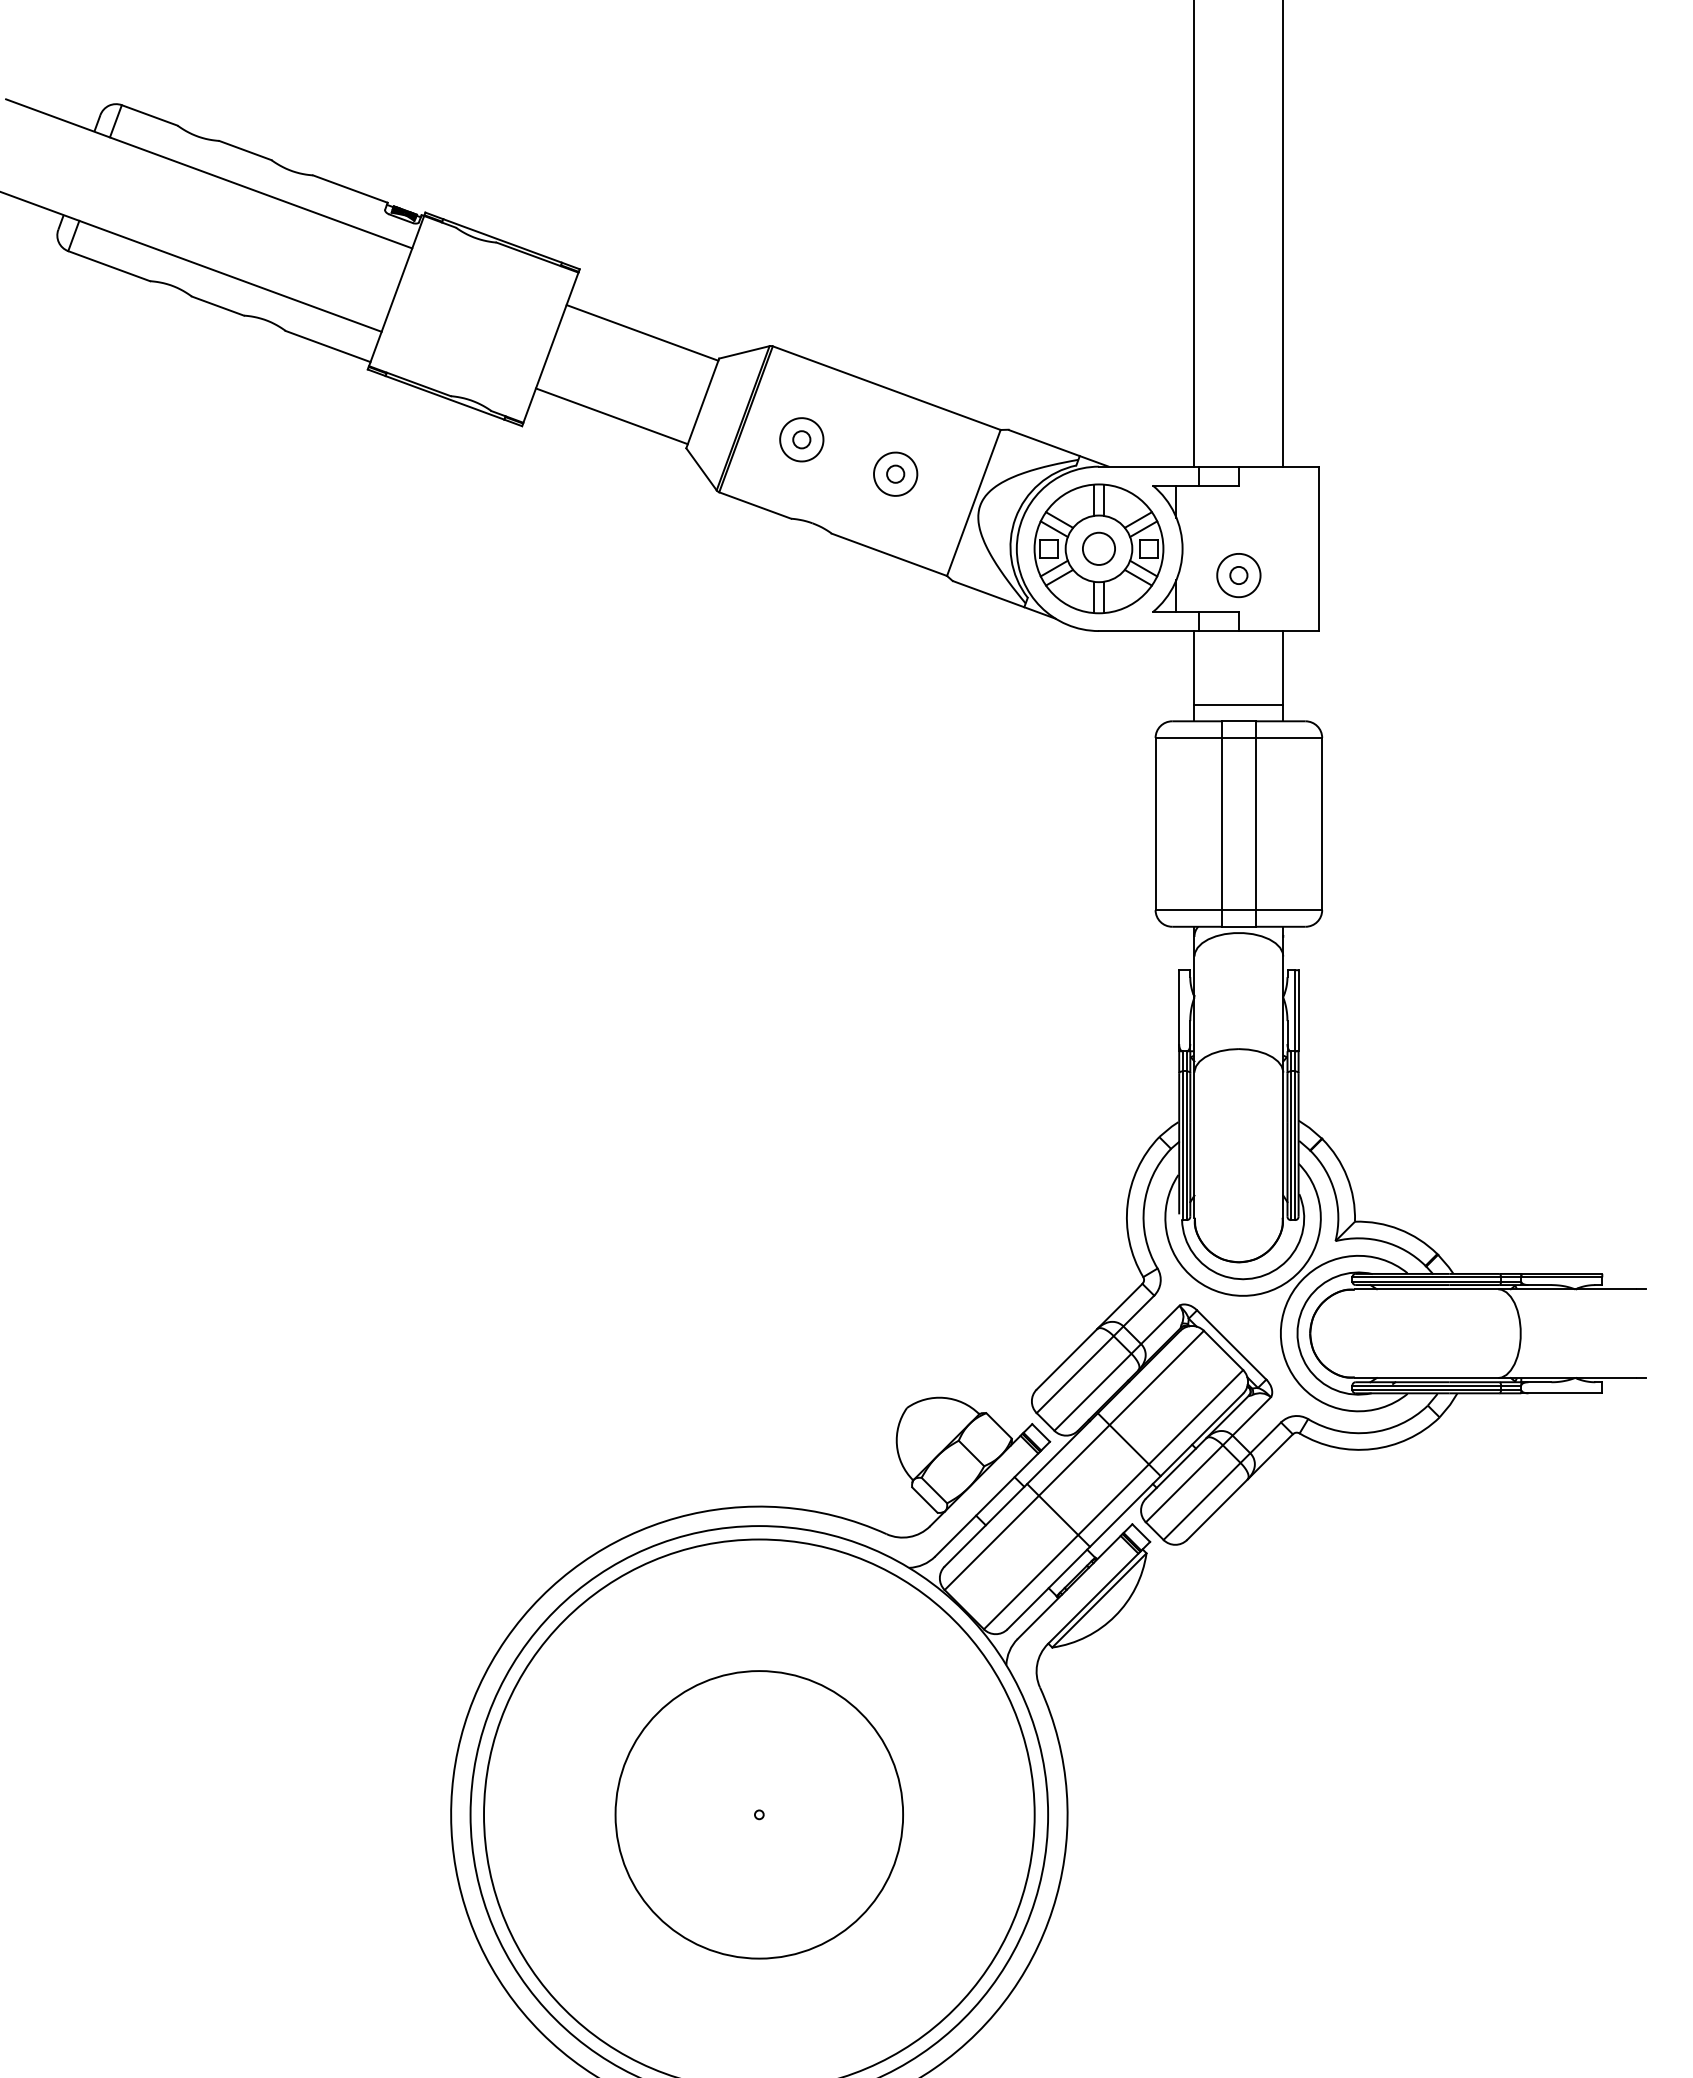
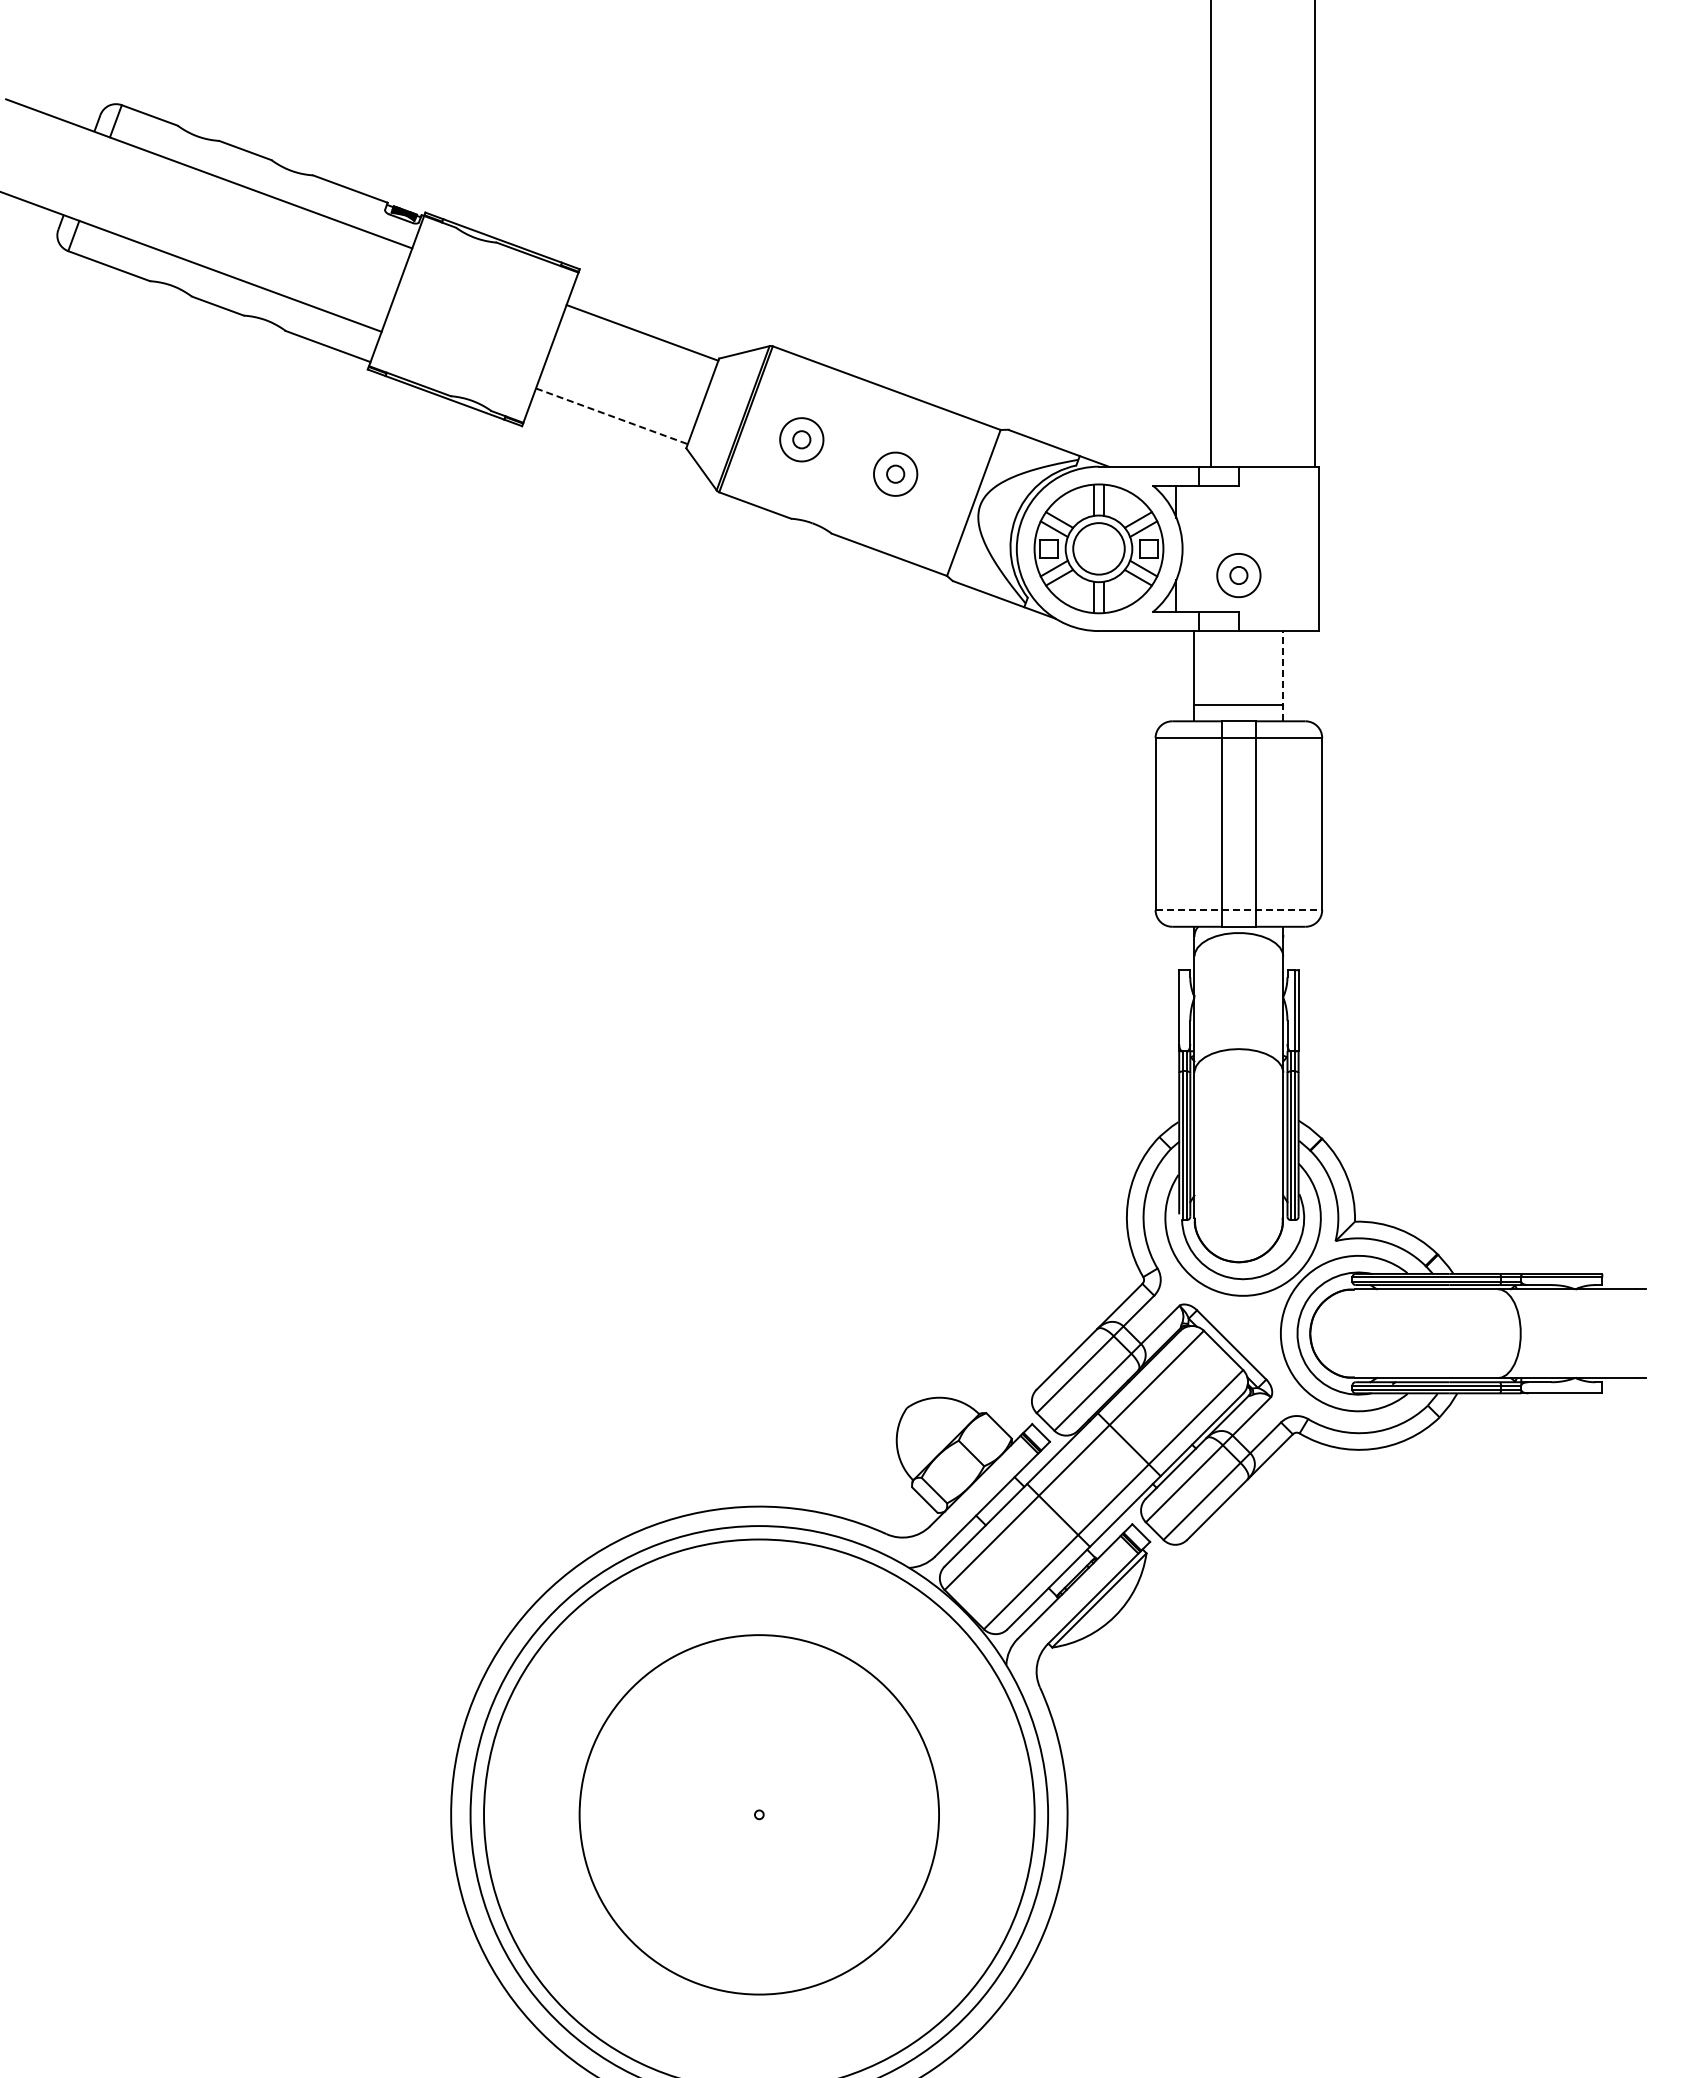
line position: (1194, 234) -> (1211, 234) (1211, 234)
line position: (1283, 234) -> (1315, 234) (1315, 234)
line: solid -> dashed (611, 416)
circle diameter: 32 px -> 52 px (1098, 548)
line: solid -> dashed (1283, 675)
line: solid -> dashed (1239, 910)
circle diameter: 288 px -> 359 px (759, 1814)
